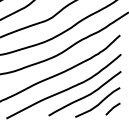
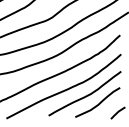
line position: (112, 108) -> (117, 112) (117, 112)
